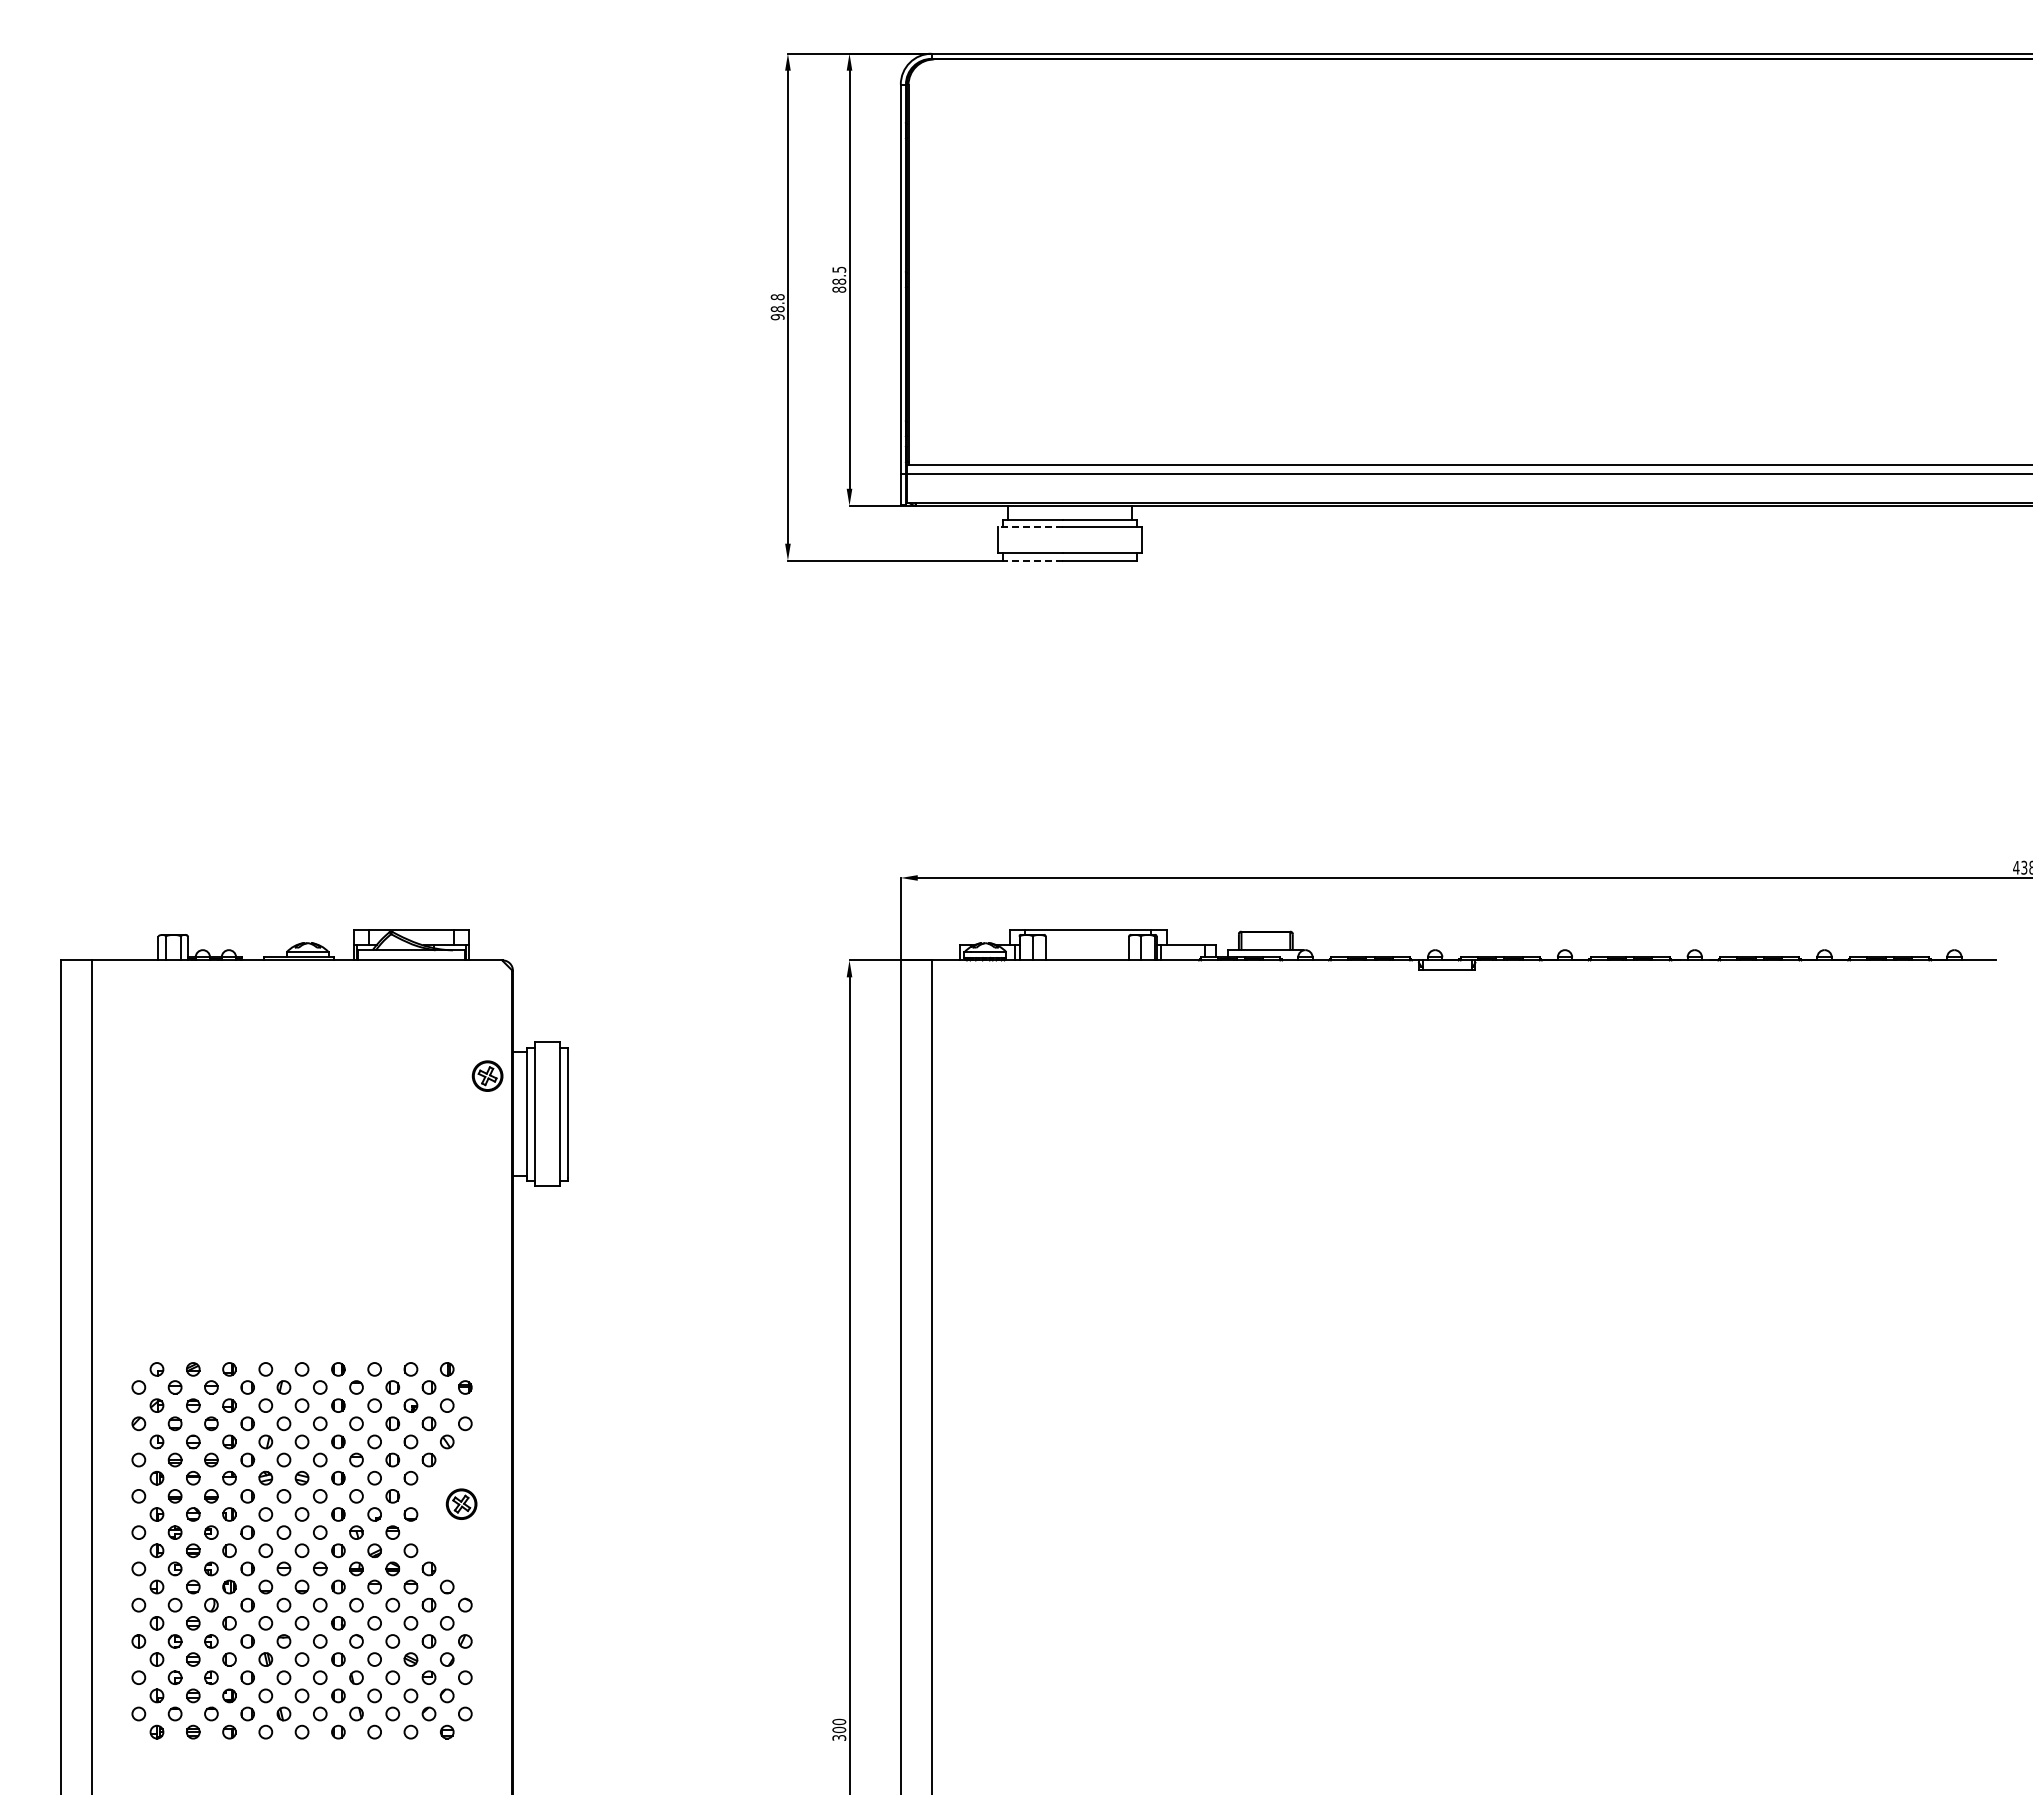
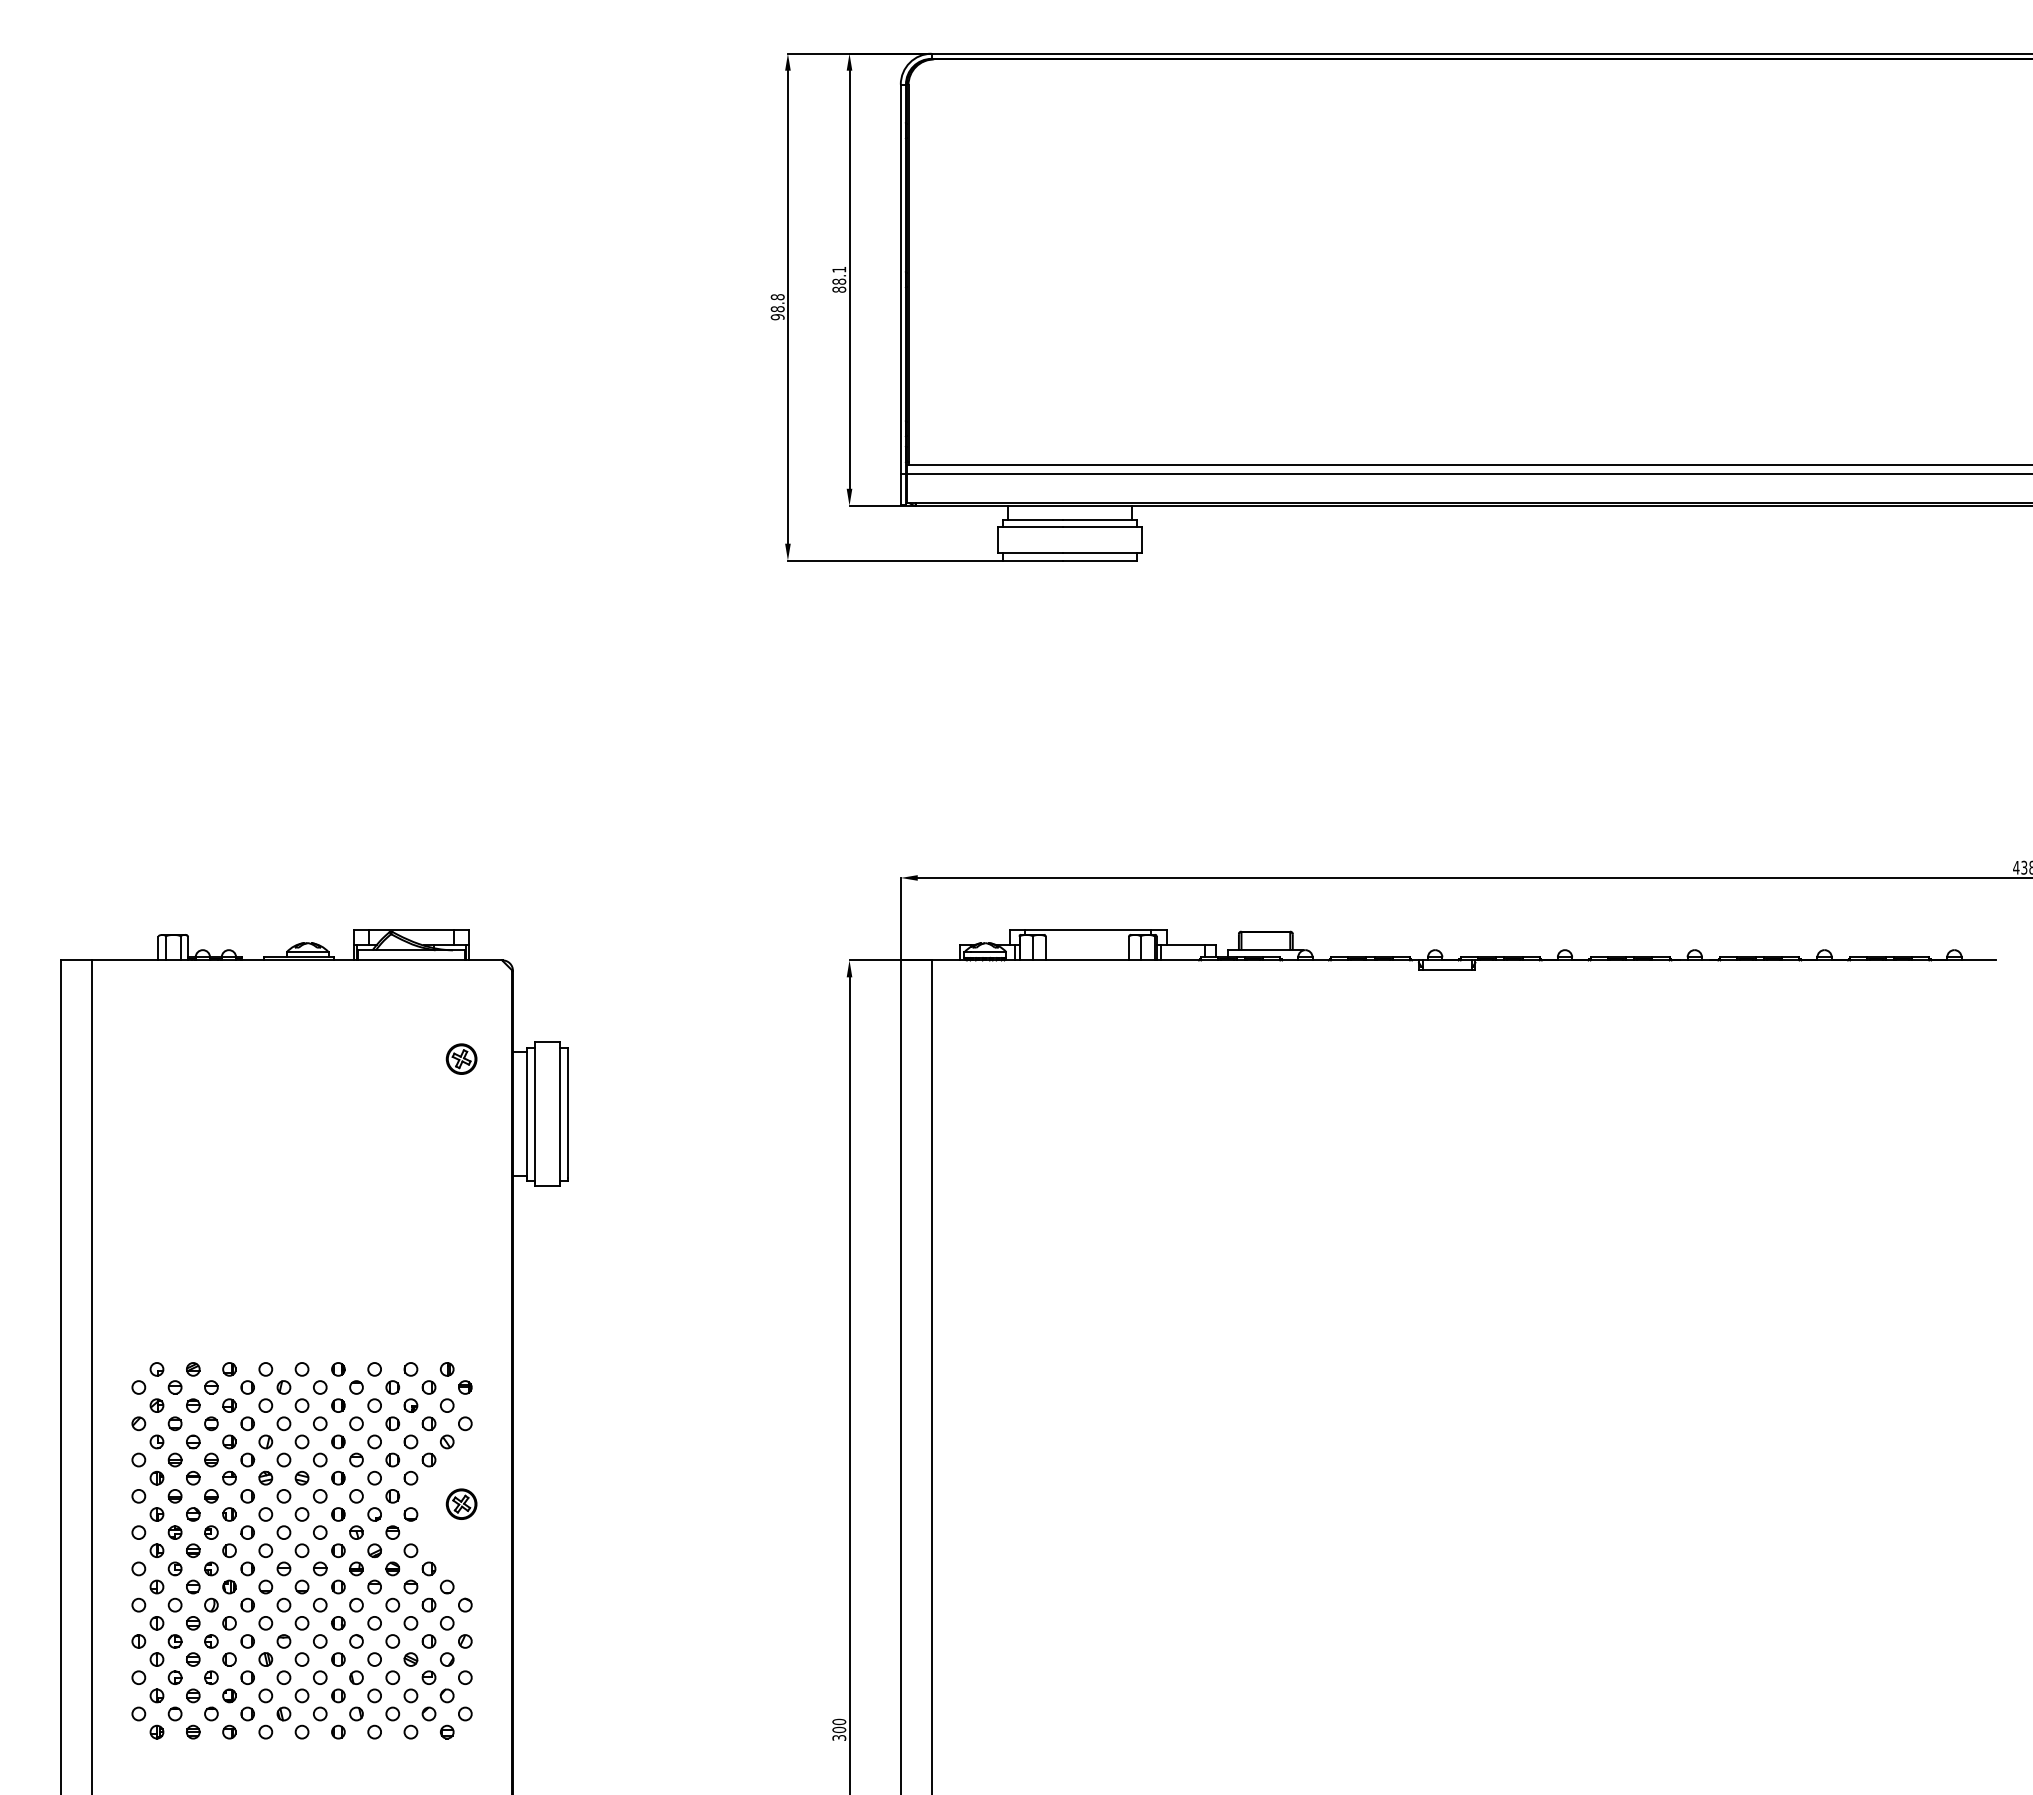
text: 88.5 -> 88.1 (839, 269)
line: dashed -> solid (1030, 527)
line: dashed -> solid (1032, 560)
part position: (487, 1075) -> (461, 1058) (461, 1058)
